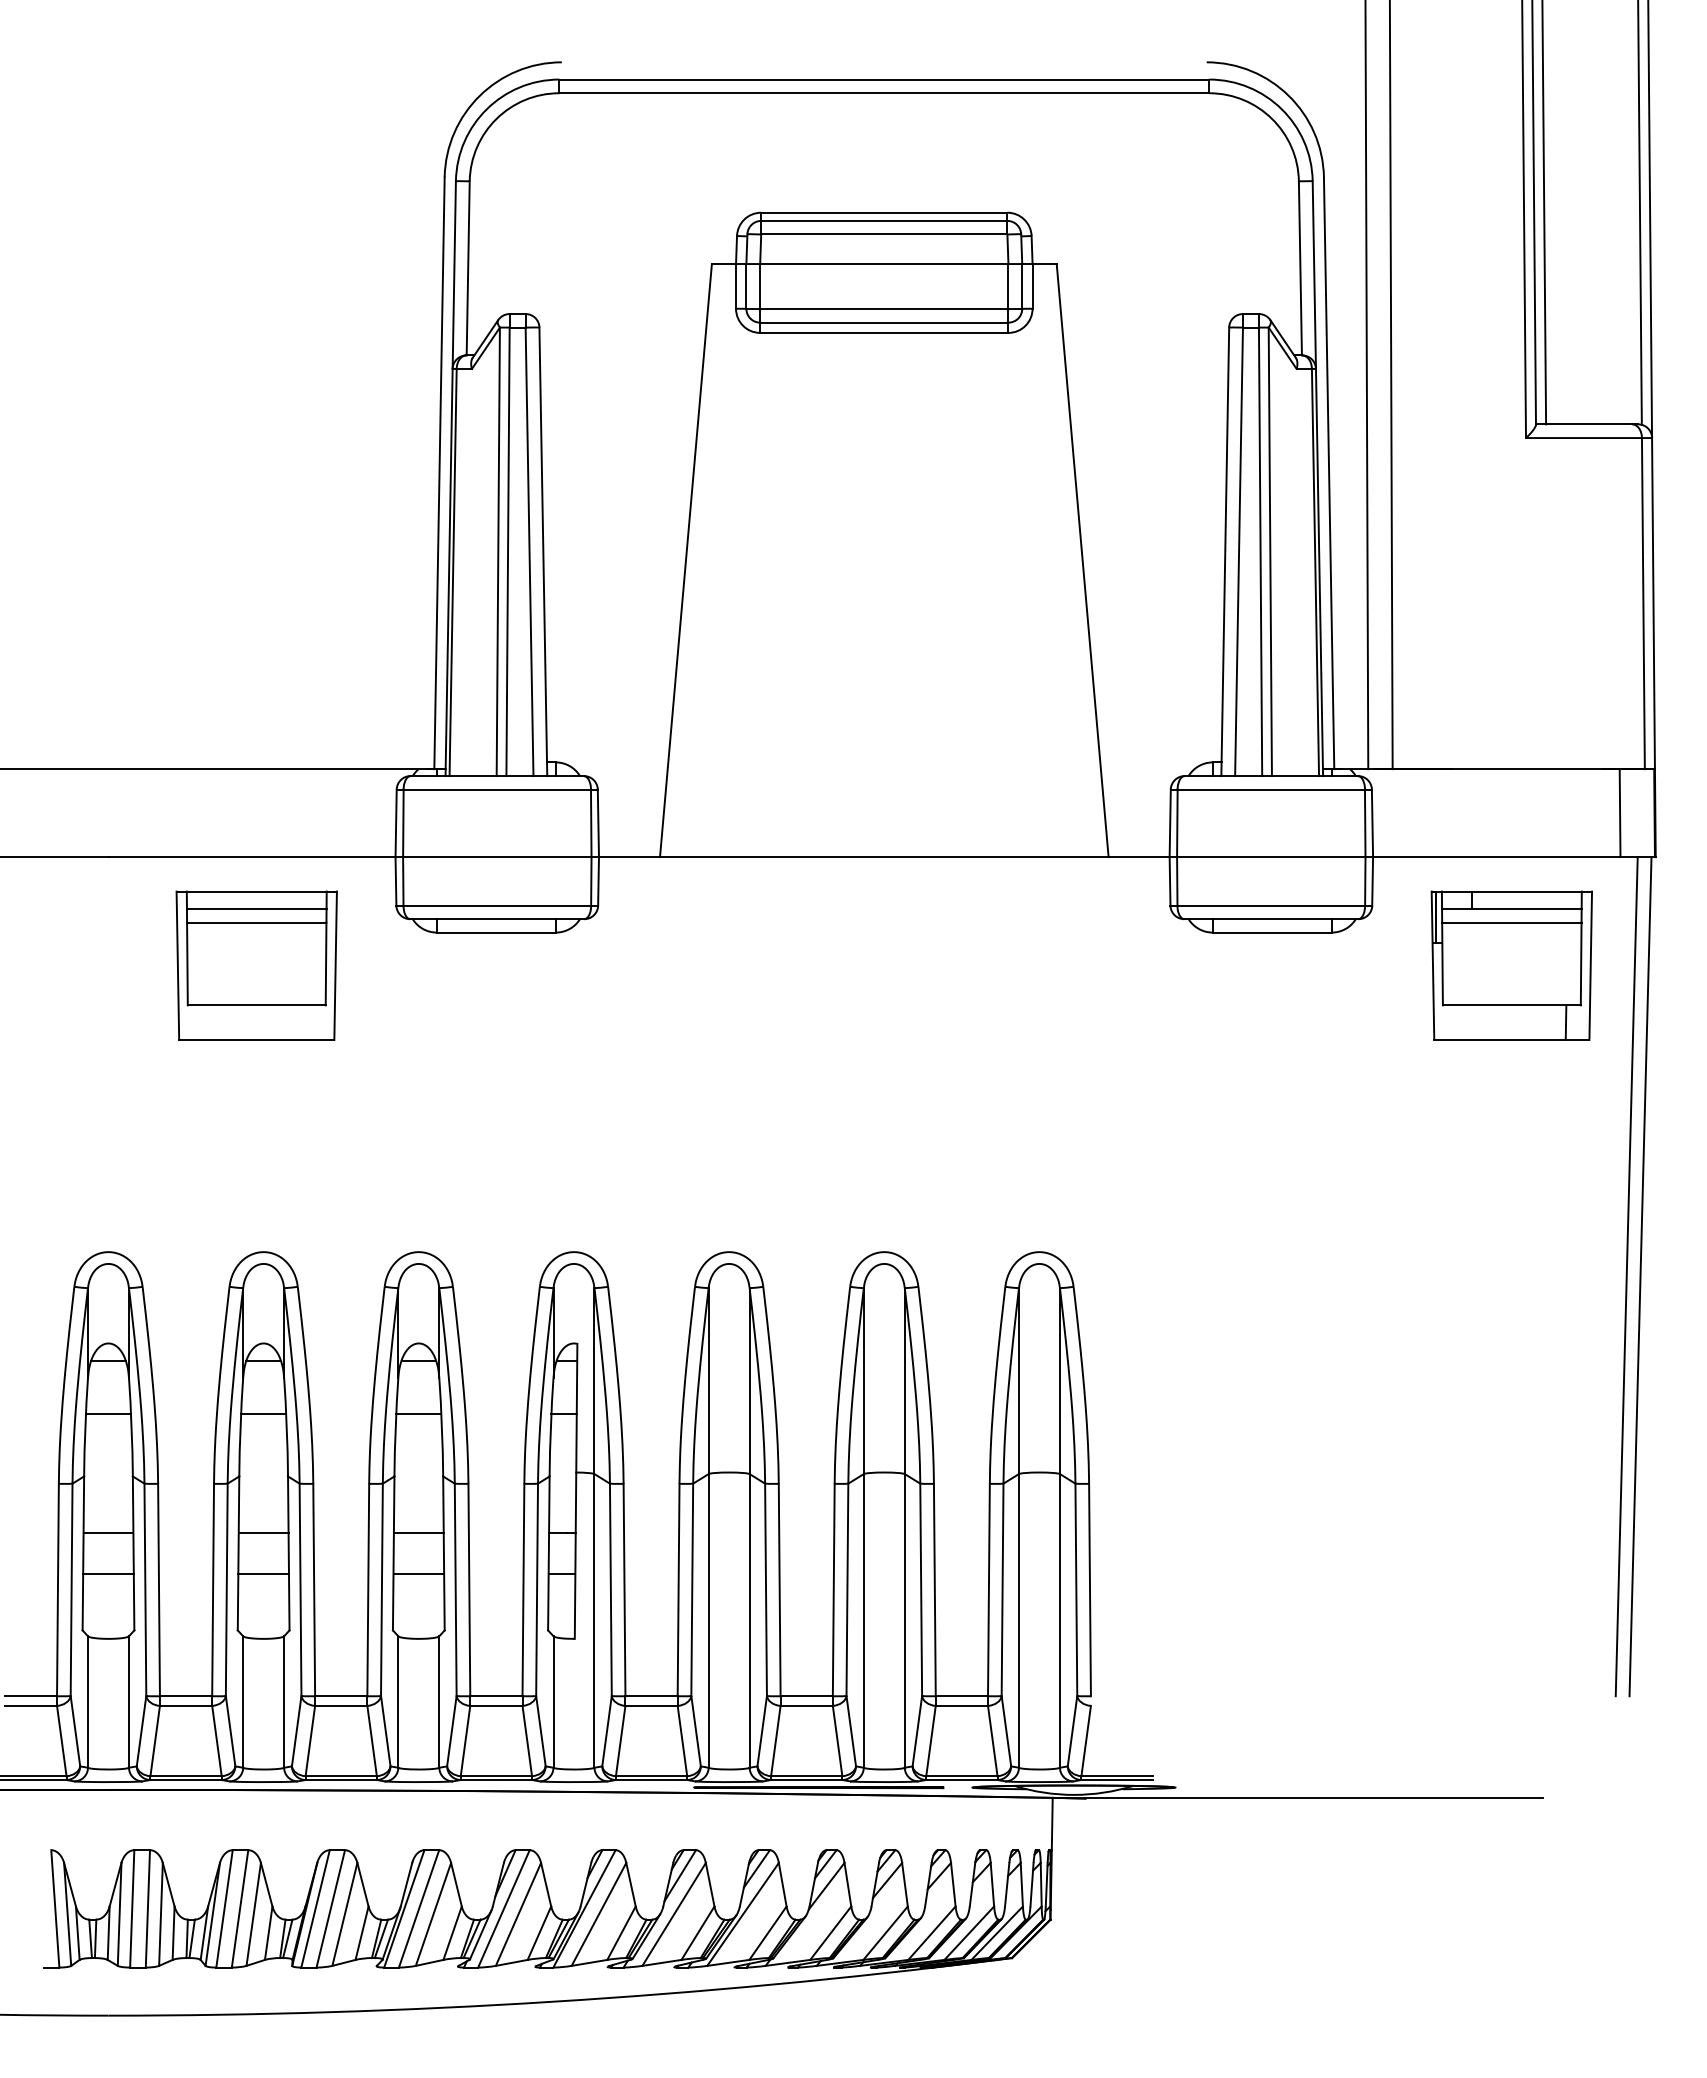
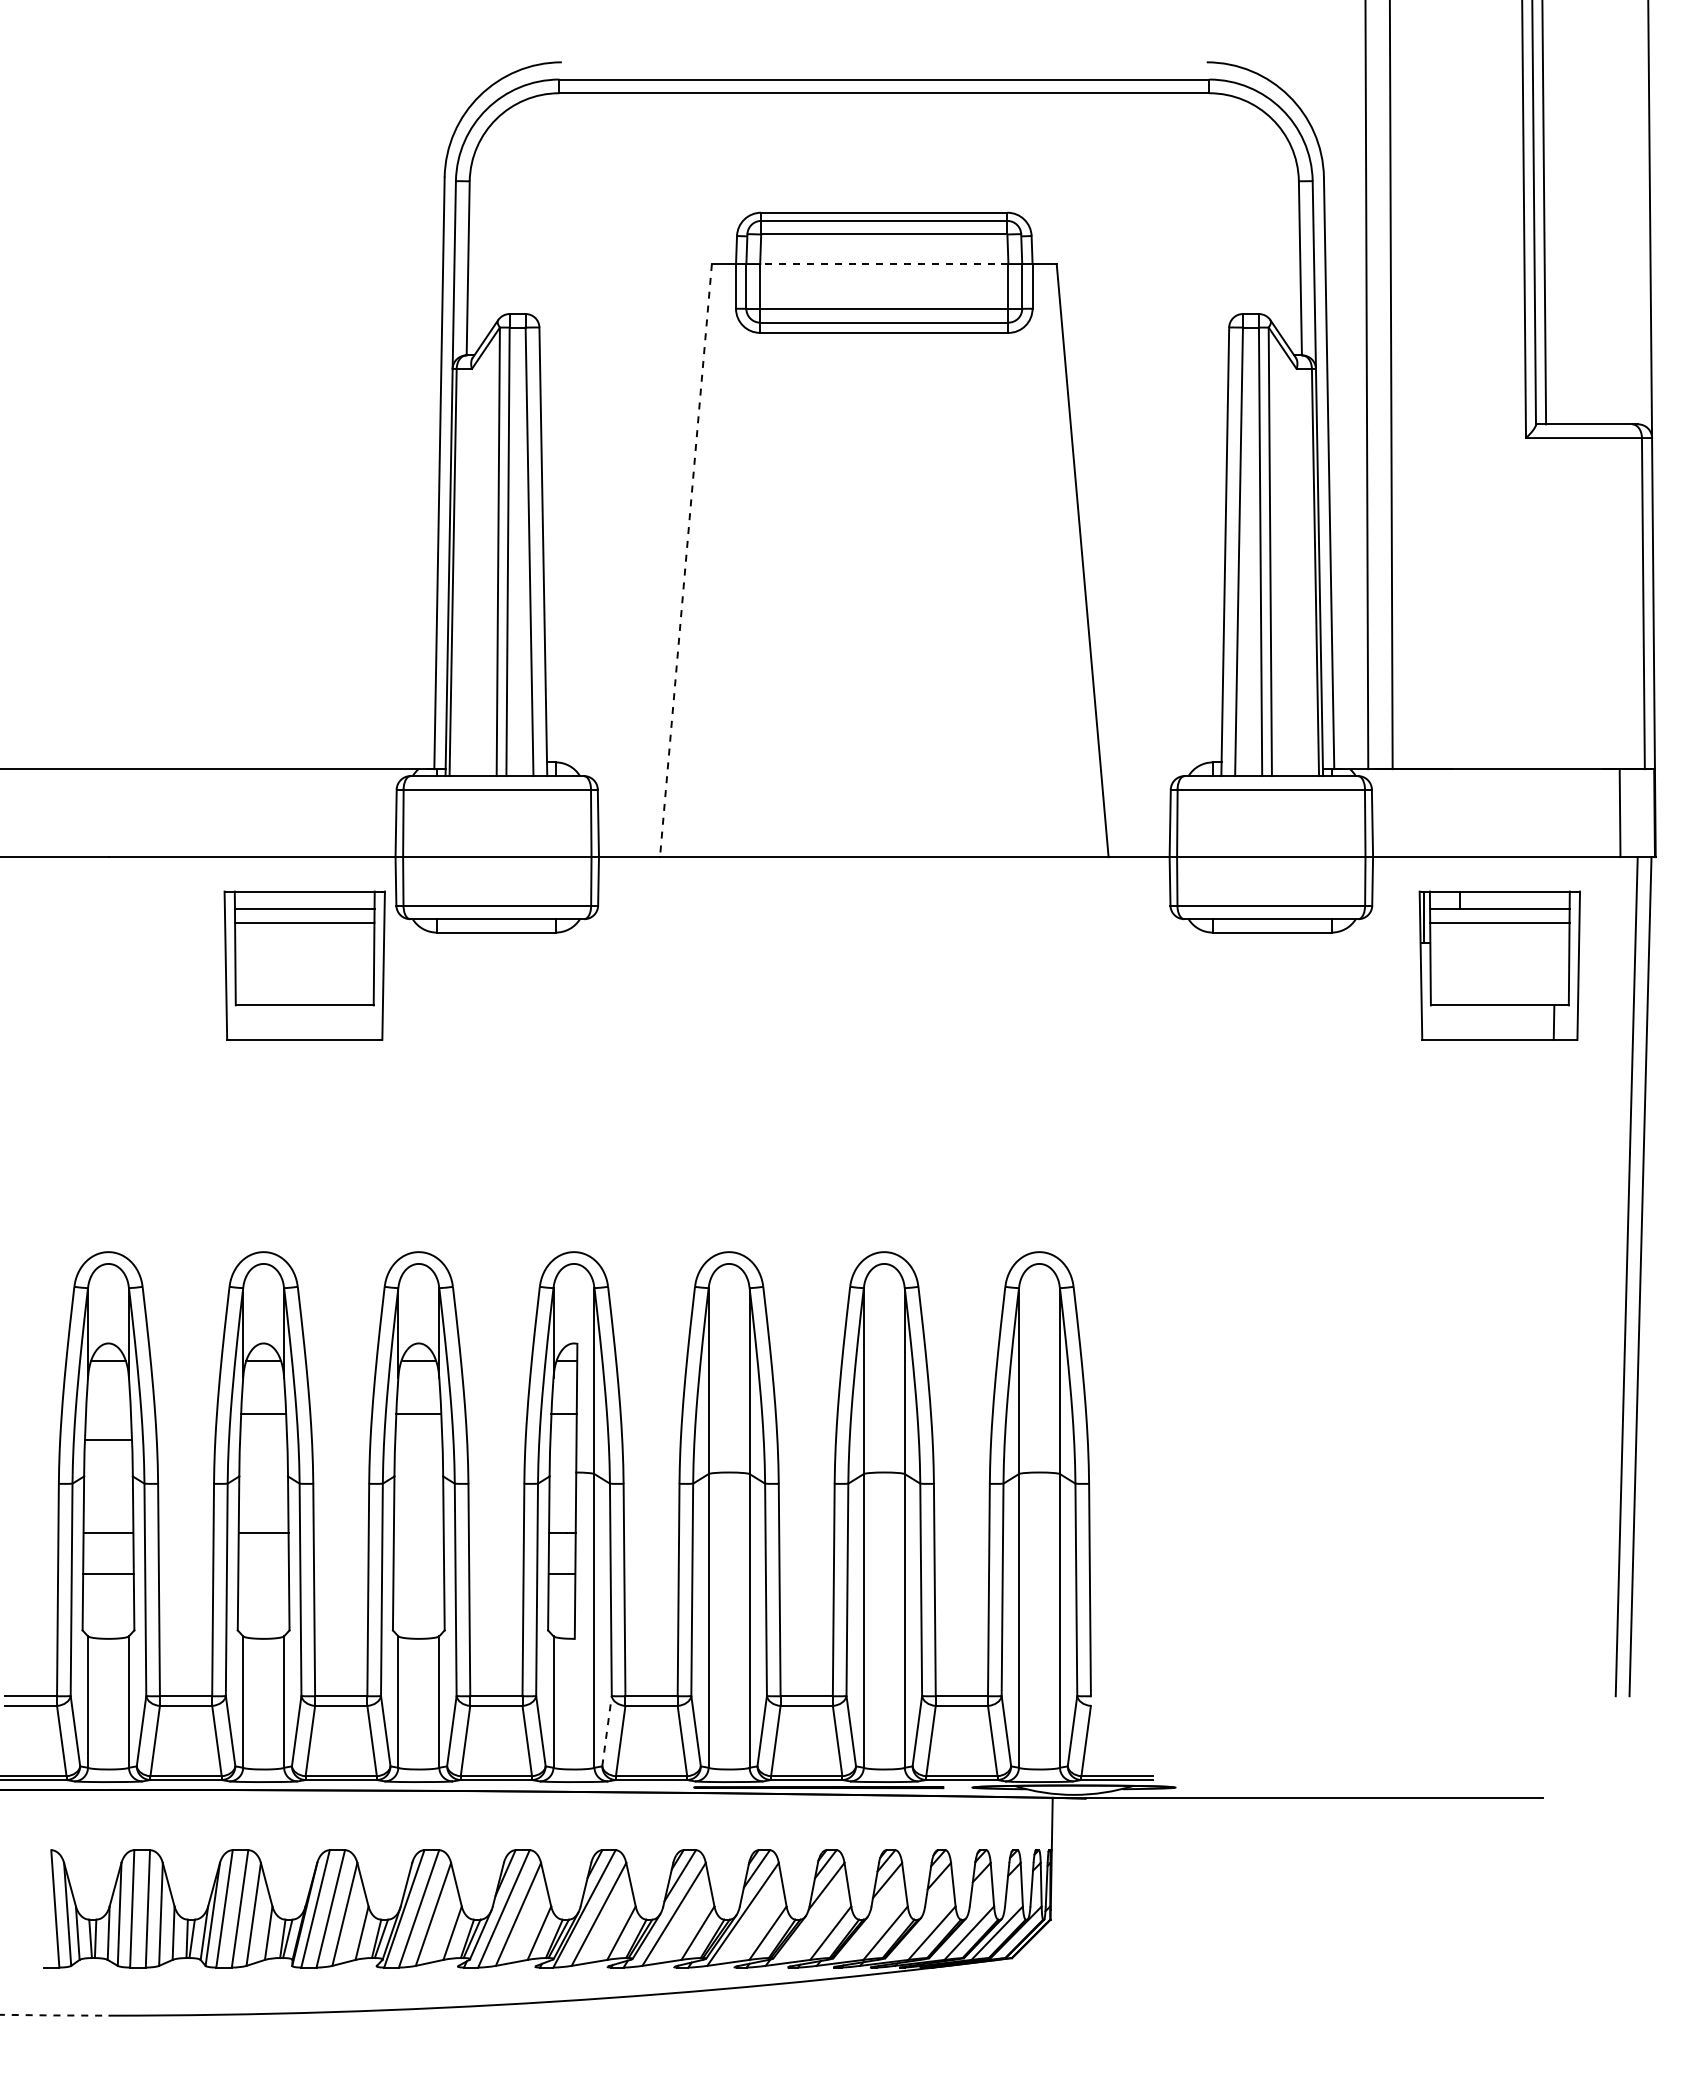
line: present -> none (1639, 213)
line: solid -> dashed (883, 264)
line: solid -> dashed (685, 560)
part position: (256, 965) -> (304, 965) (304, 965)
part position: (1511, 965) -> (1499, 965) (1499, 965)
line position: (108, 1413) -> (108, 1439) (108, 1439)
line: present -> none (418, 1532)
line: present -> none (263, 1573)
line: present -> none (418, 1573)
line: solid -> dashed (607, 1730)
arc: solid -> dashed (54, 2015)
